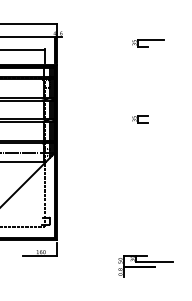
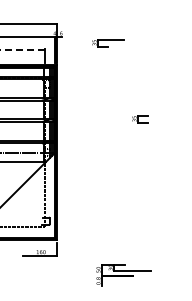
part position: (148, 43) -> (108, 43) (108, 43)
line: solid -> dashed (22, 49)
part position: (145, 266) -> (123, 275) (123, 275)
